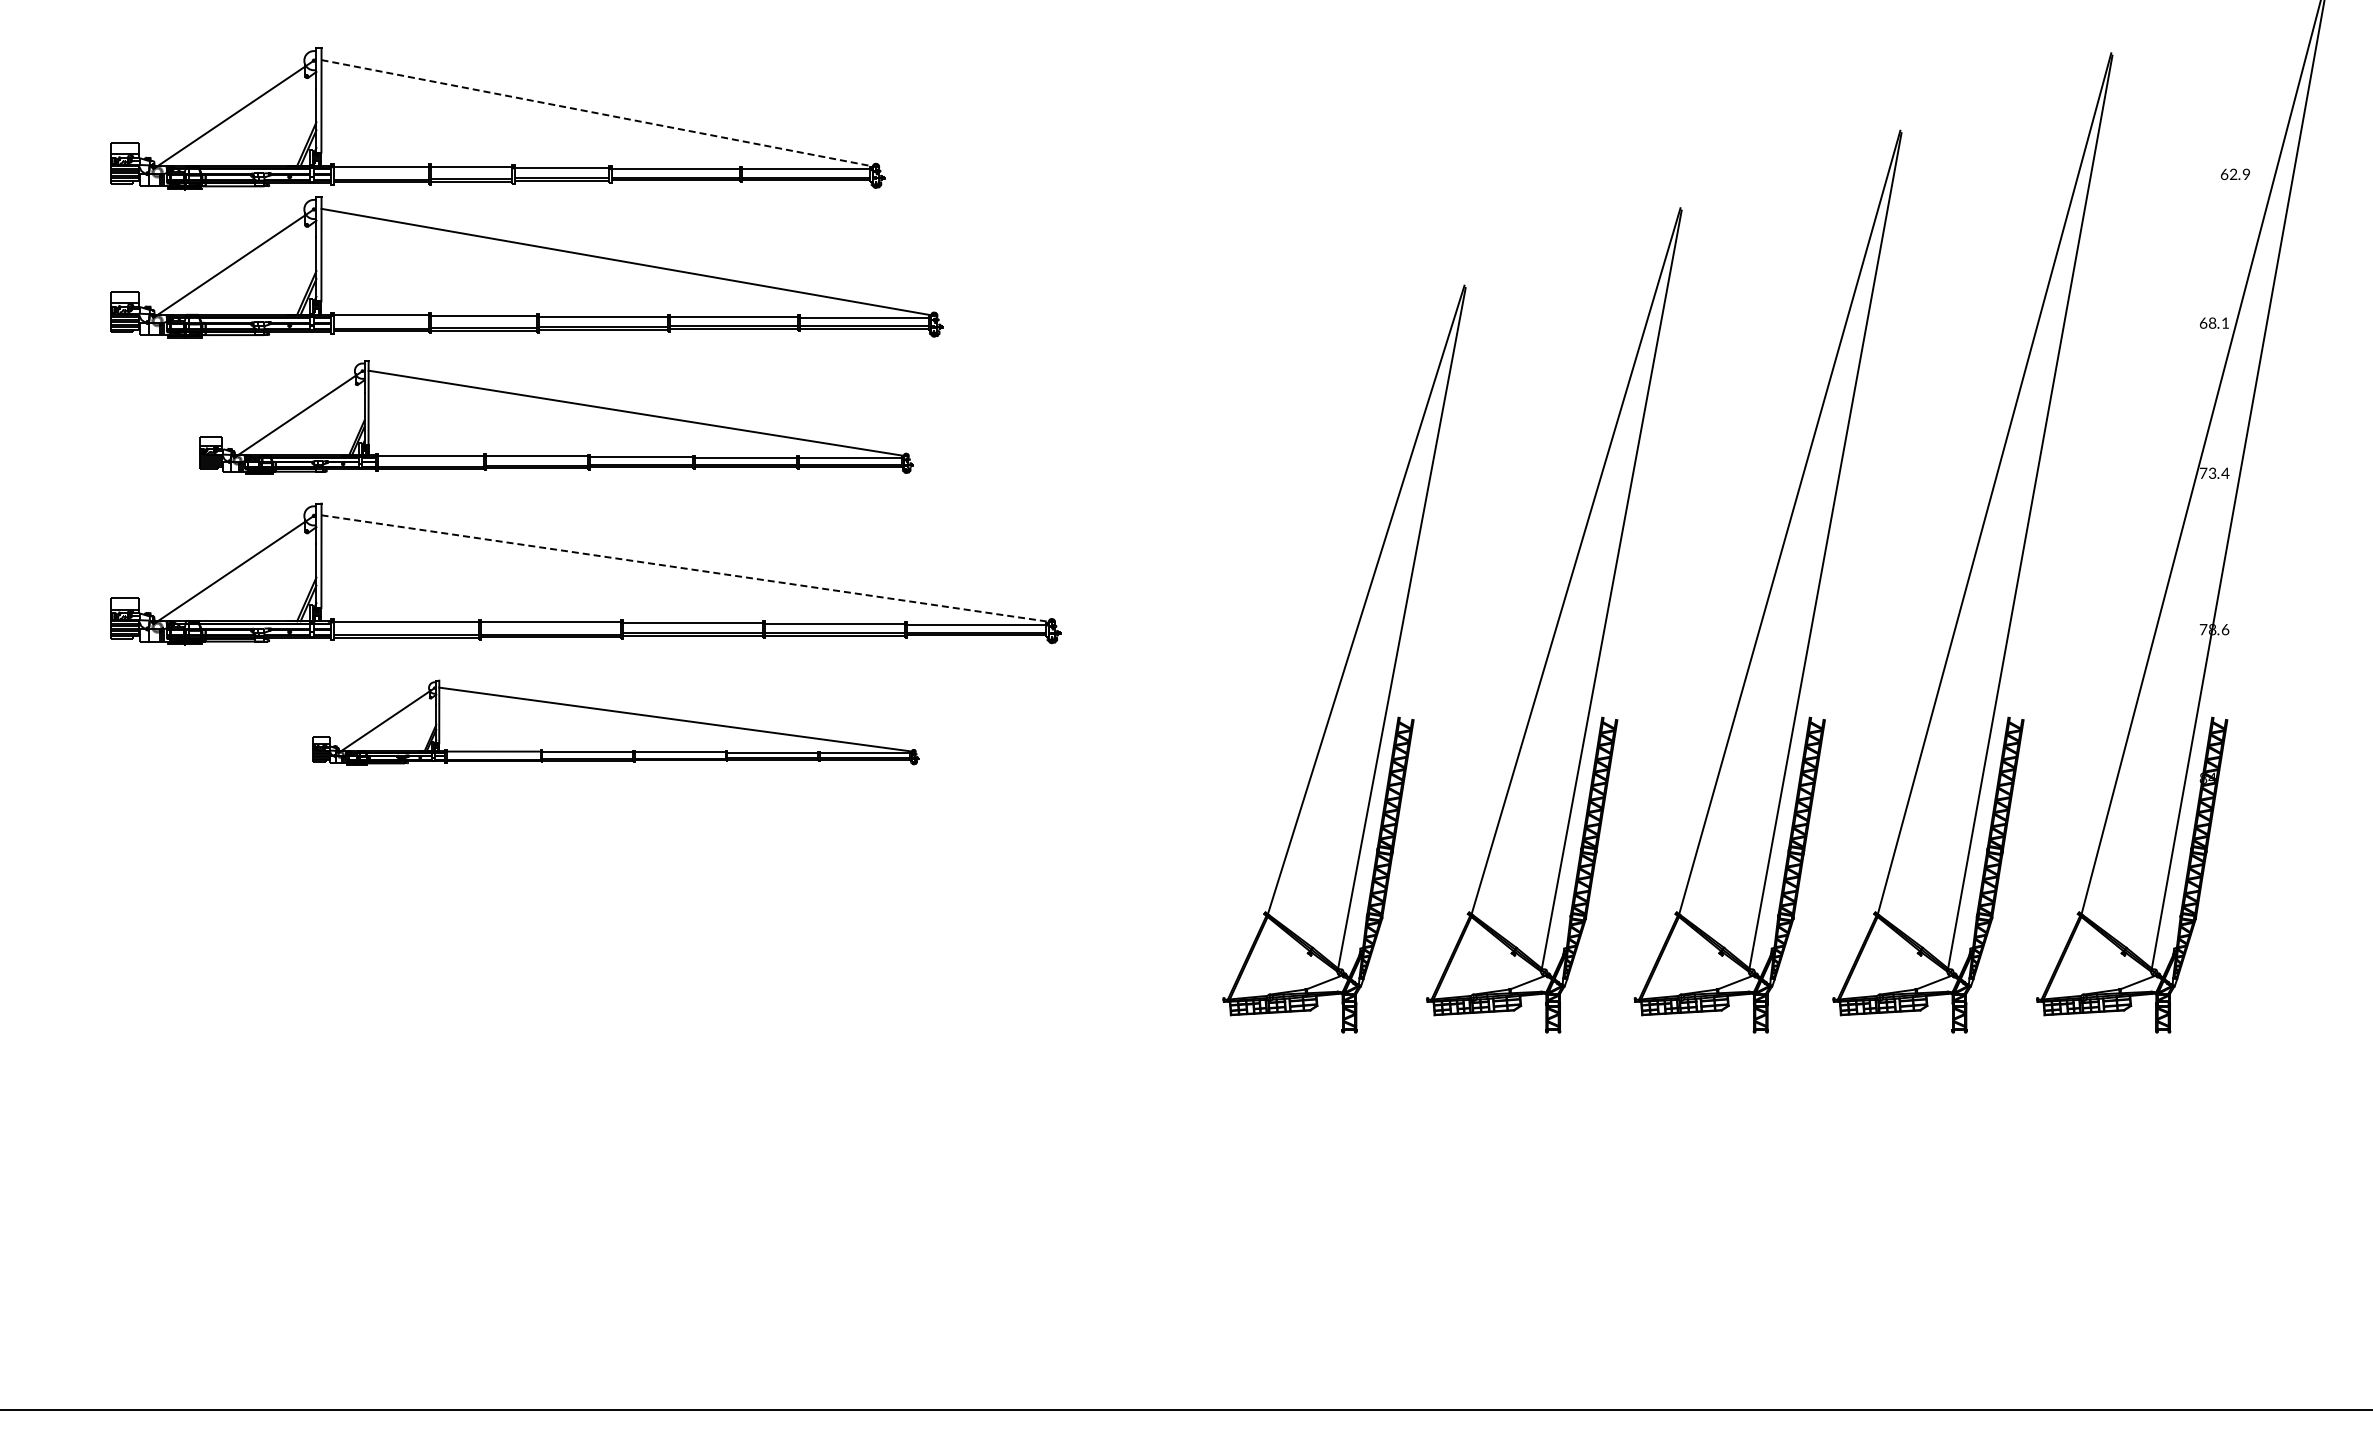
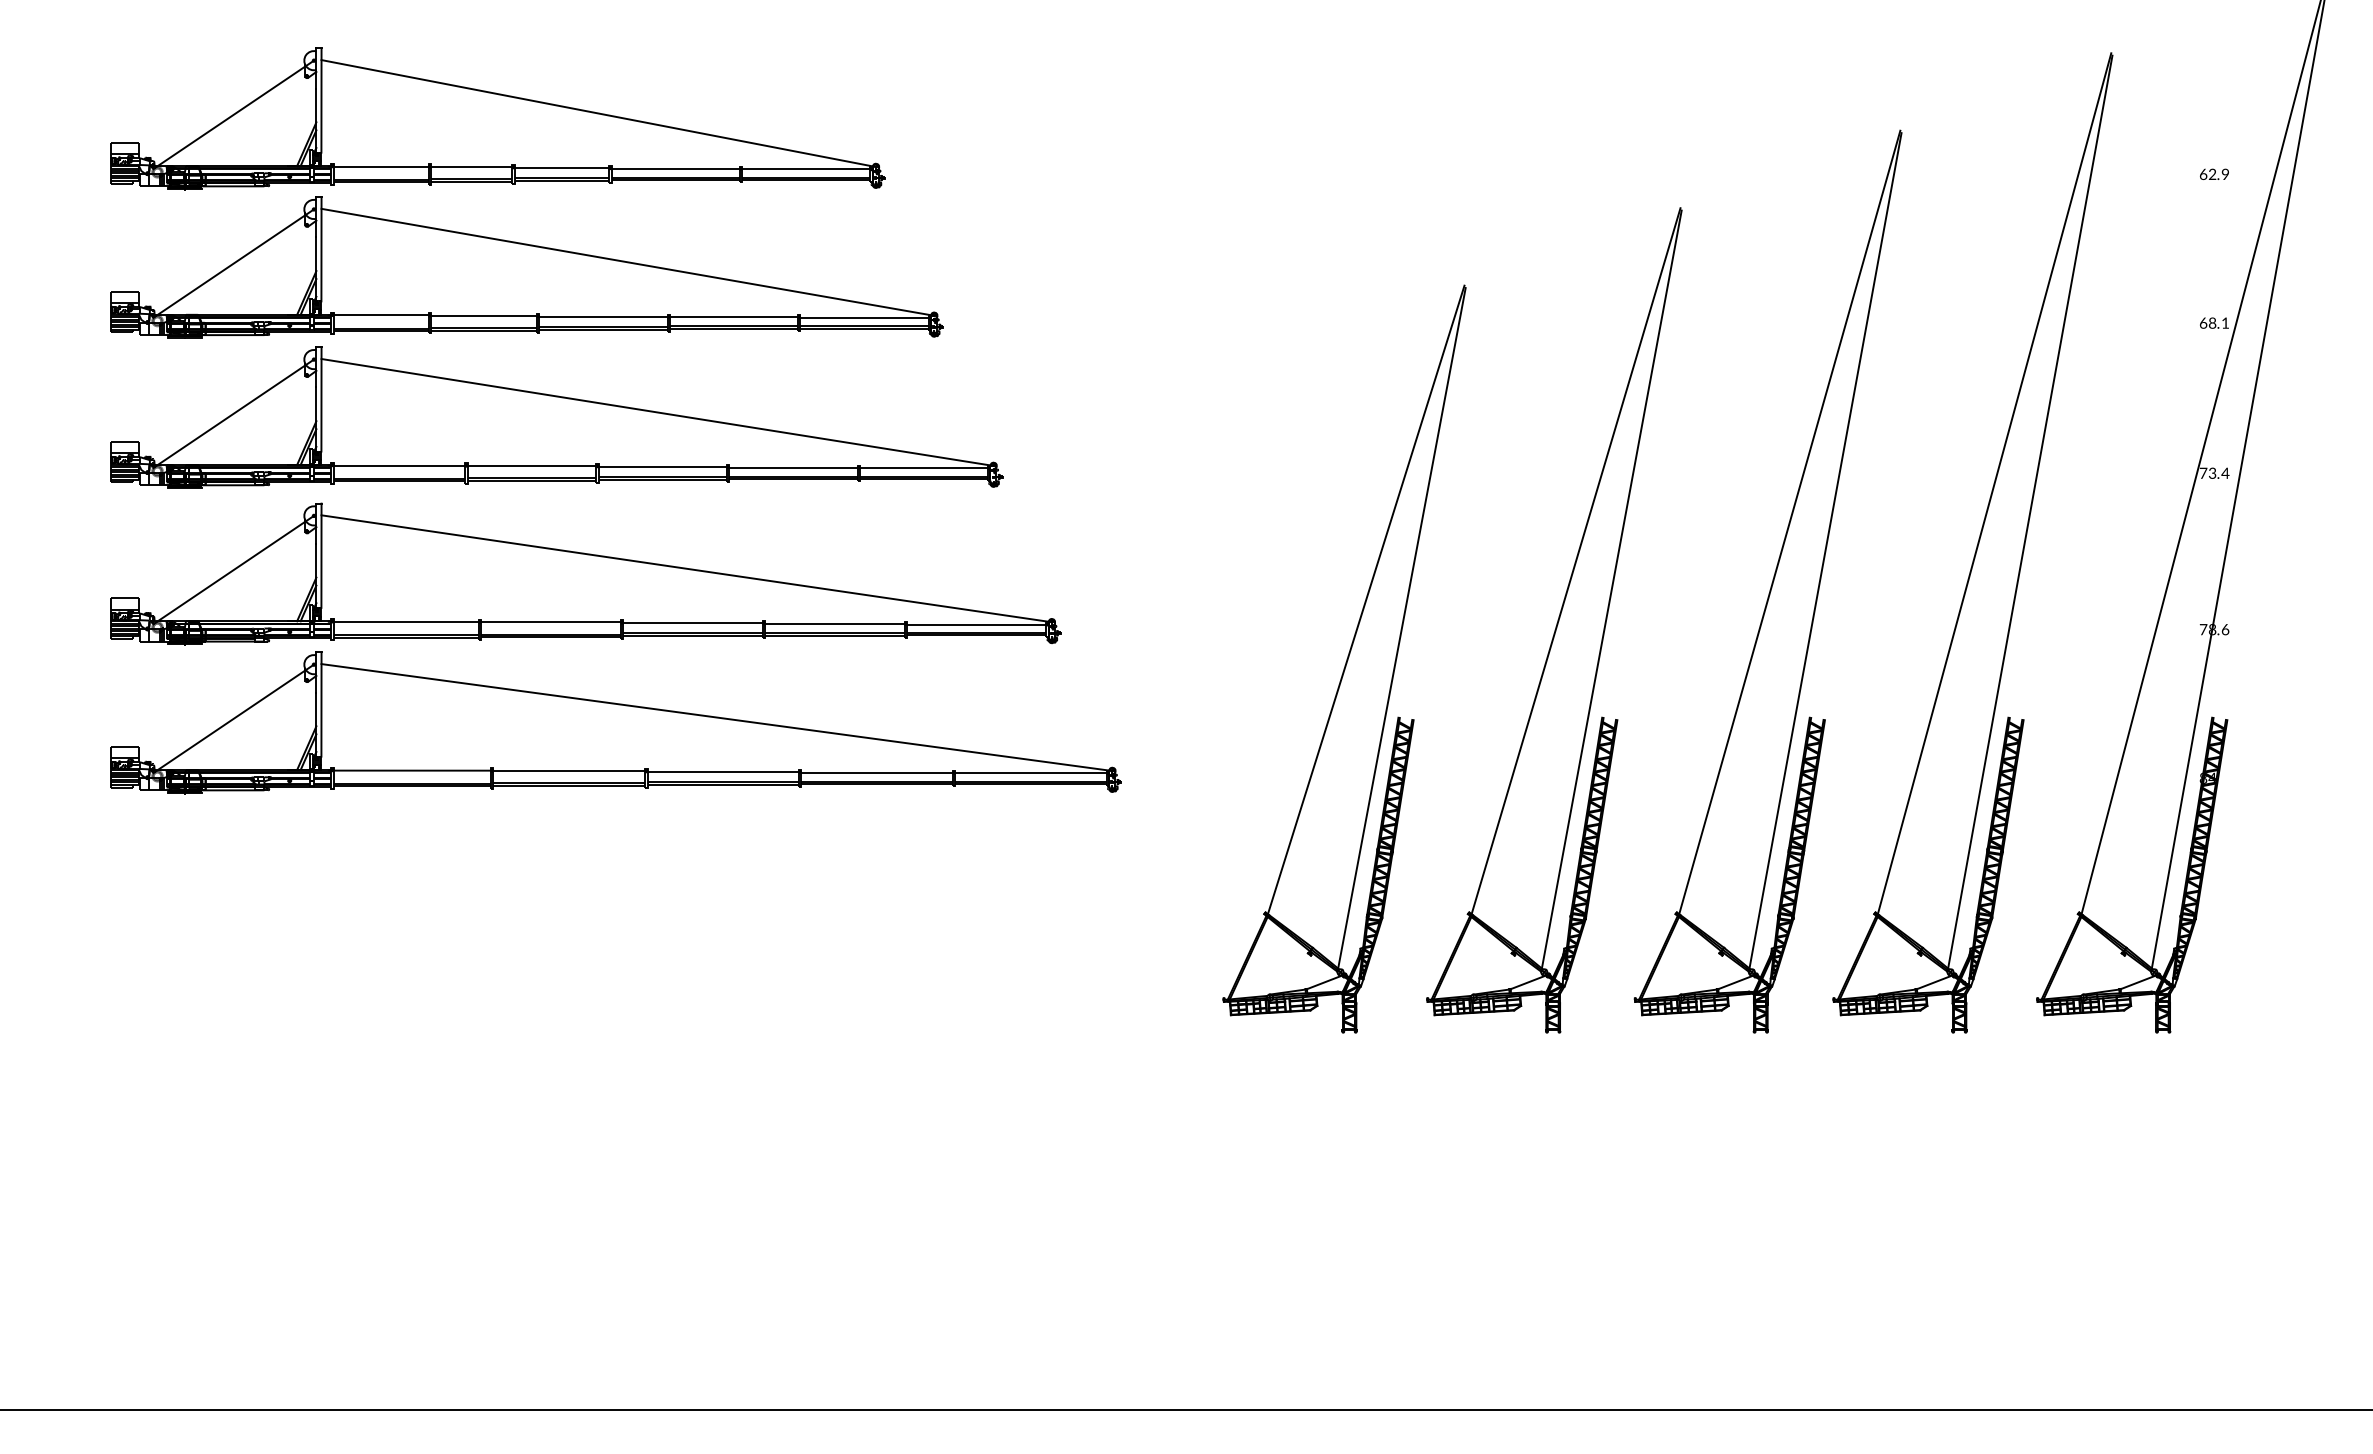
line: dashed -> solid (599, 113)
text position: (2235, 173) -> (2214, 173) (2214, 173)
part size: 715x115 px -> 894x143 px (556, 417)
line: dashed -> solid (687, 568)
part size: 608x87 px -> 1012x144 px (615, 722)
